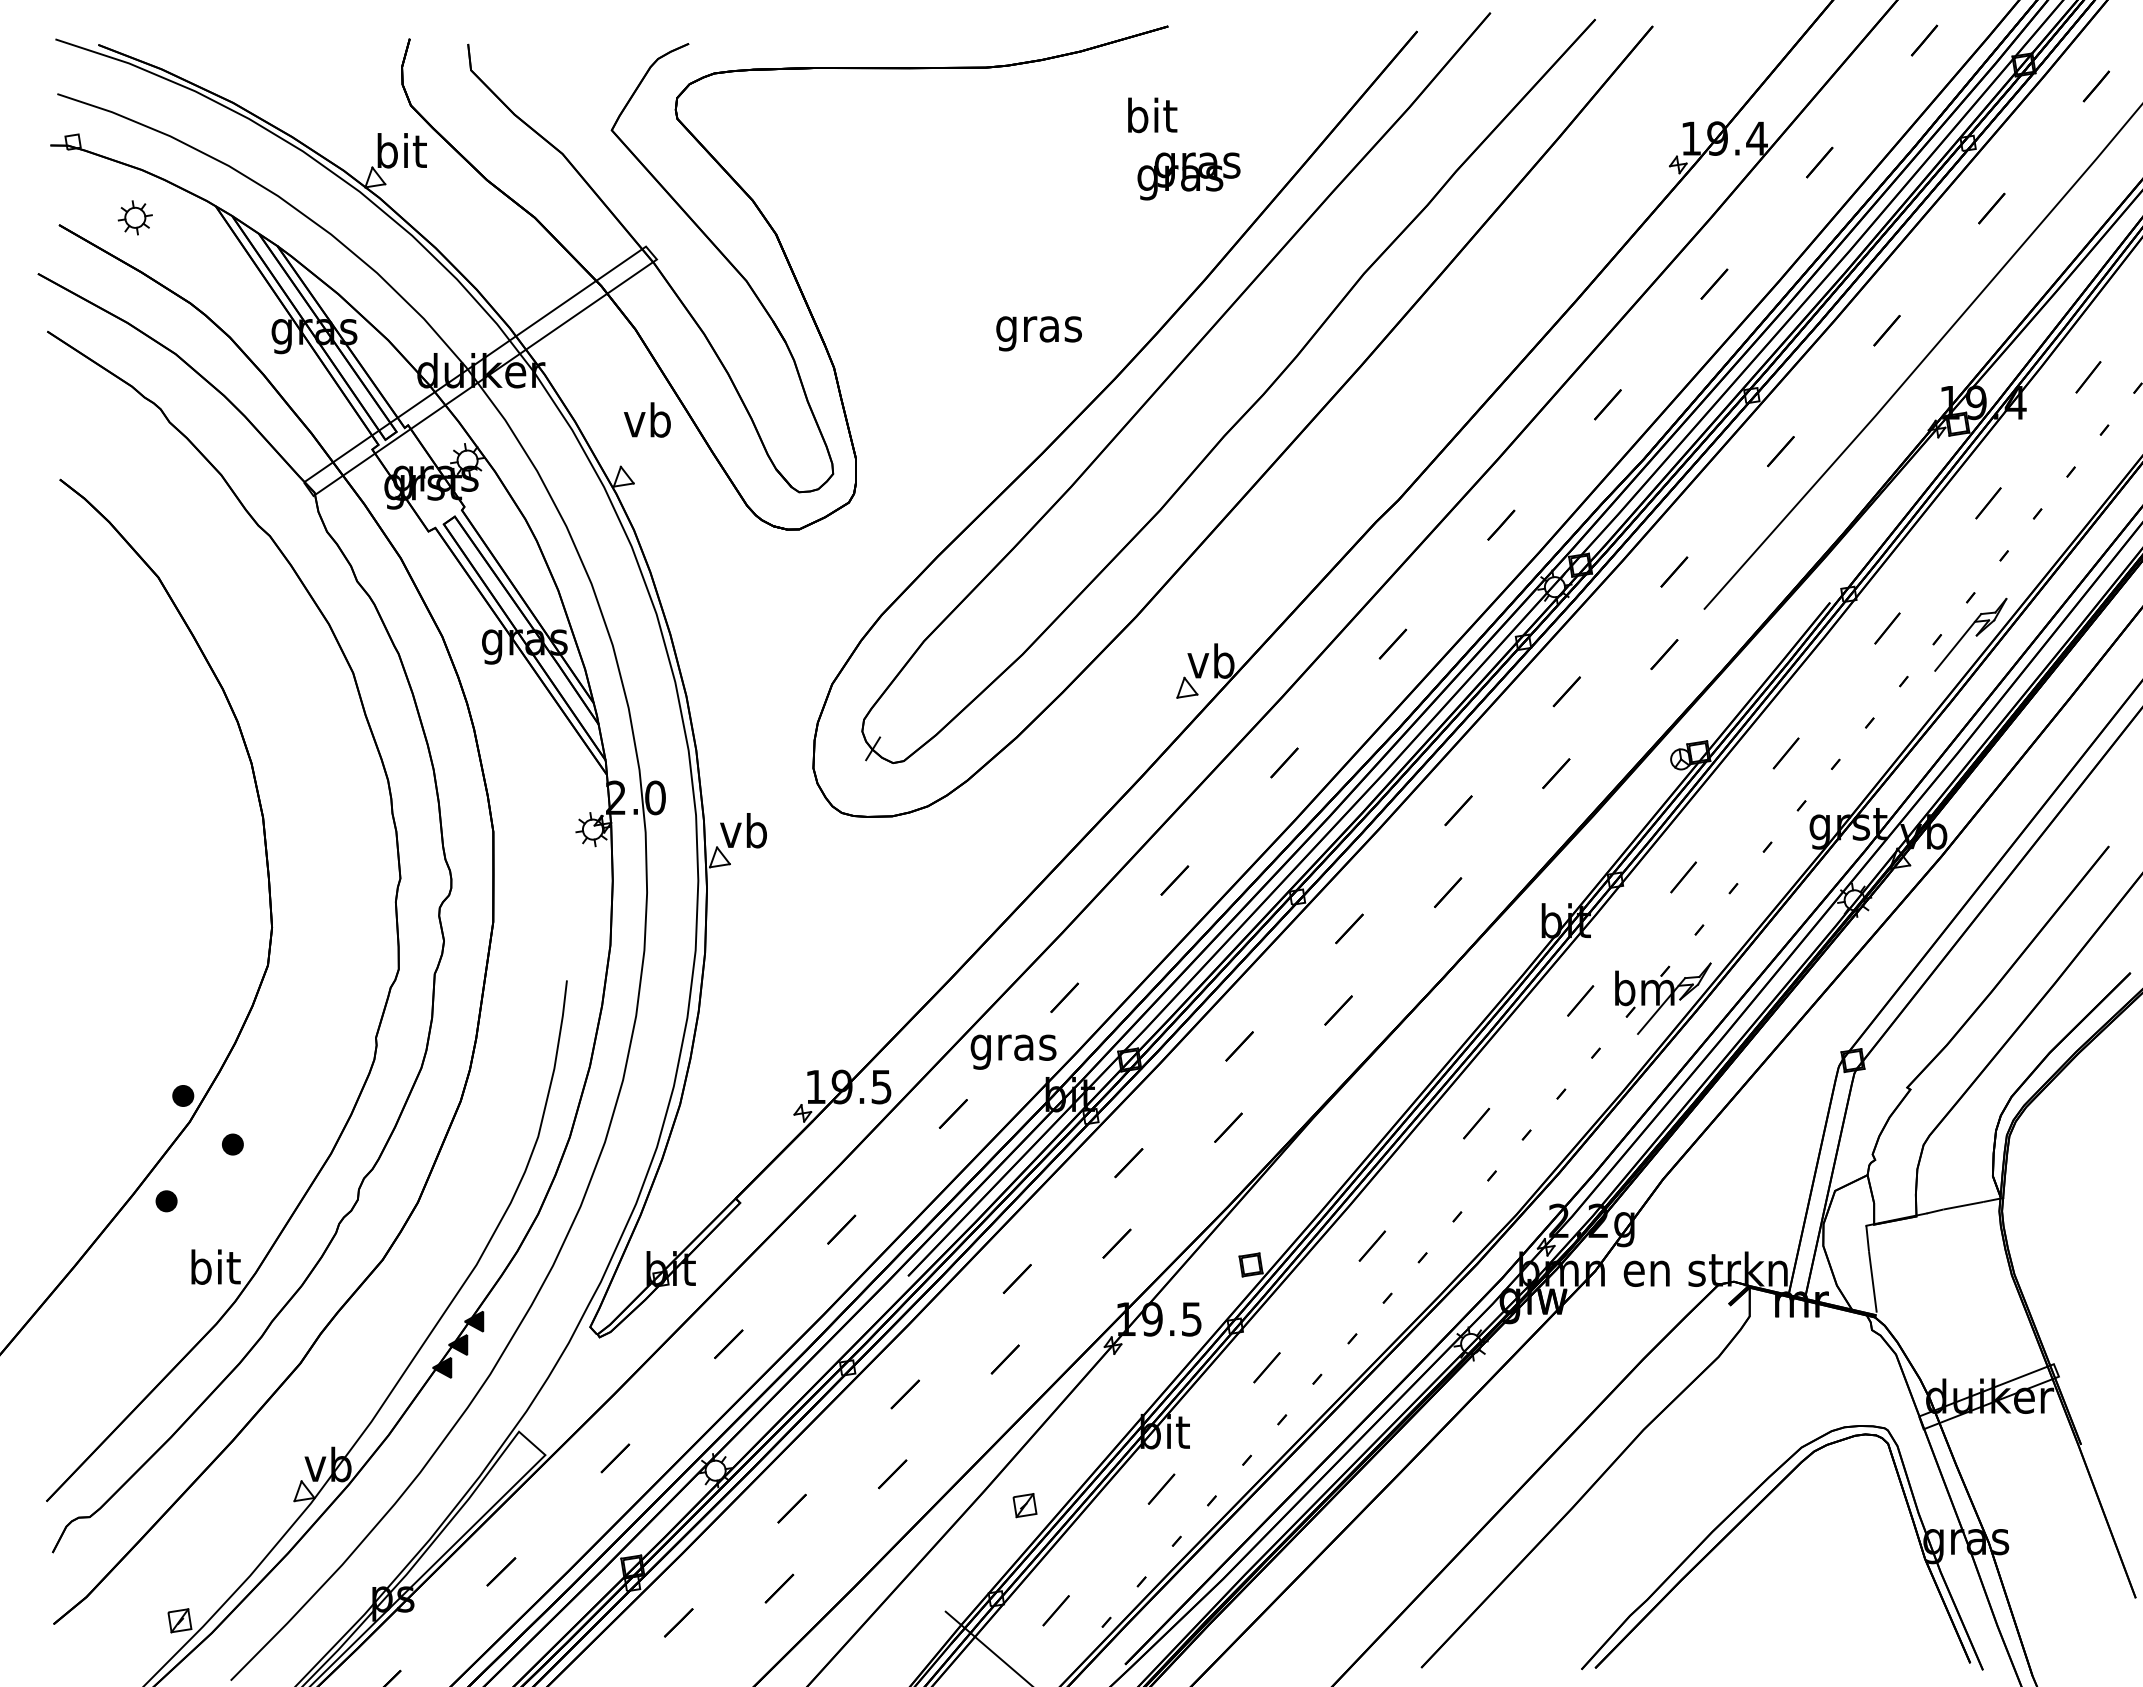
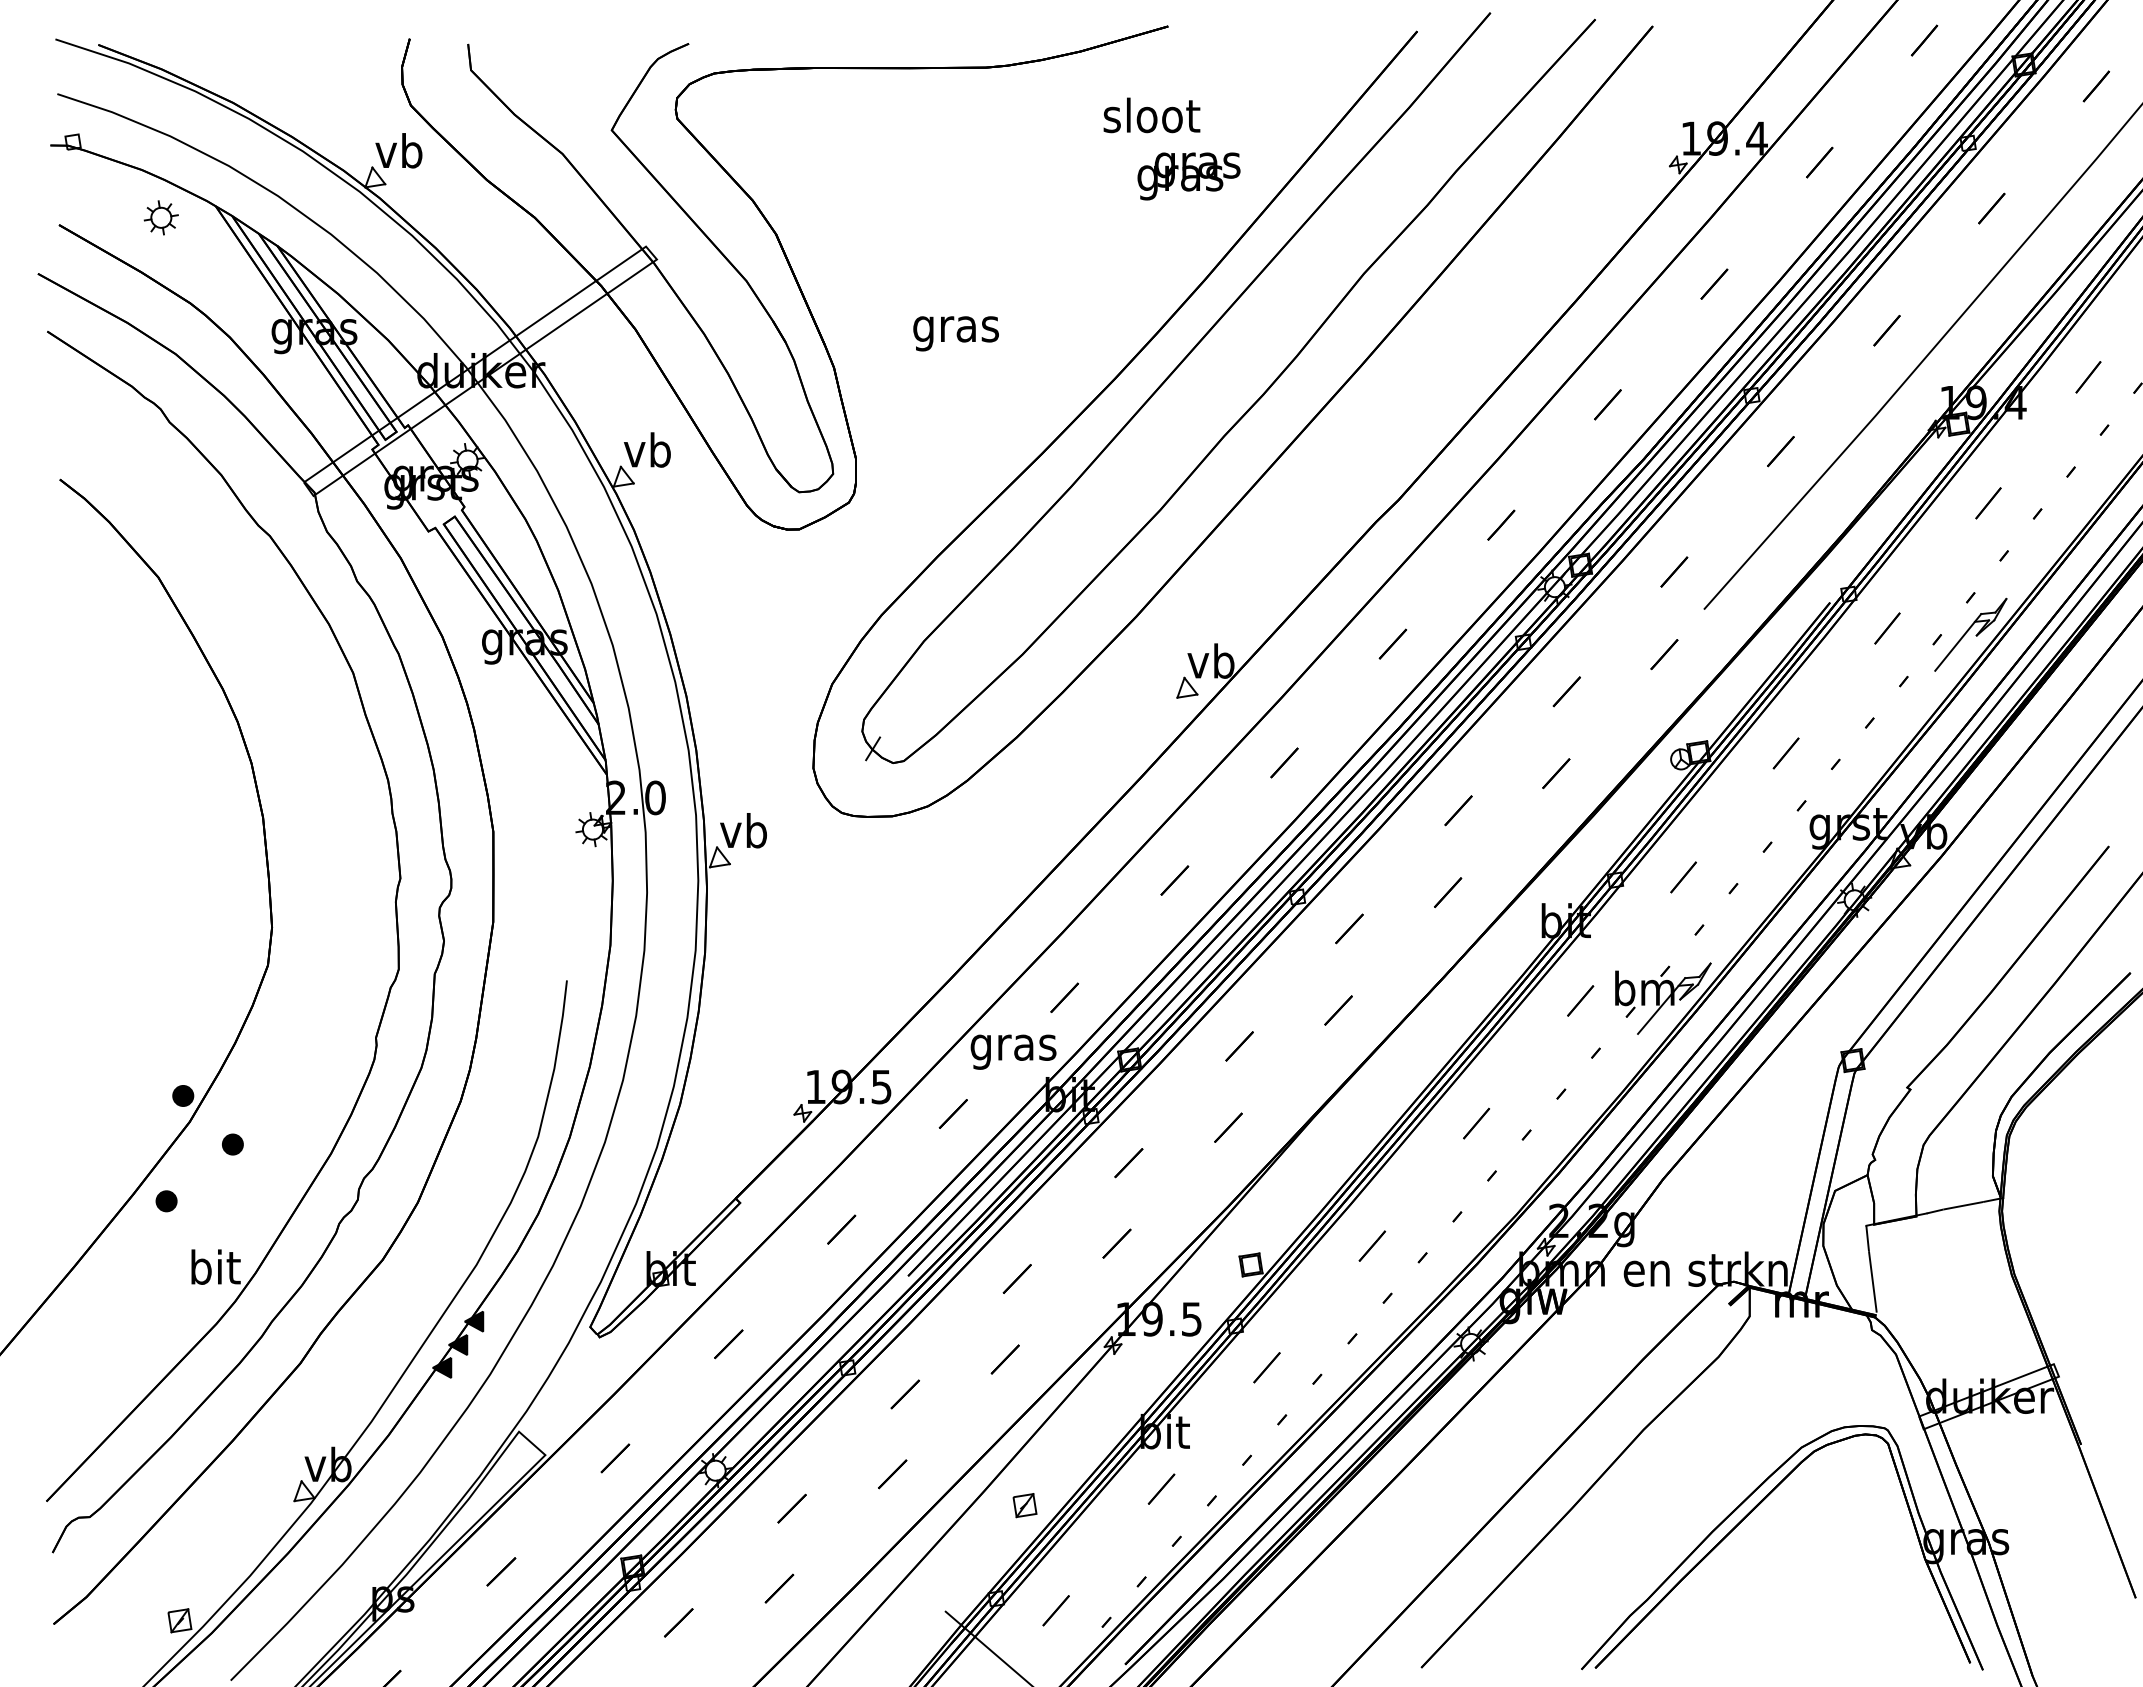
text: bit -> sloot (1151, 115)
text: bit -> vb (400, 150)
part position: (134, 217) -> (160, 217) (160, 217)
text position: (1038, 333) -> (955, 333) (955, 333)
text position: (647, 419) -> (647, 449) (647, 449)
